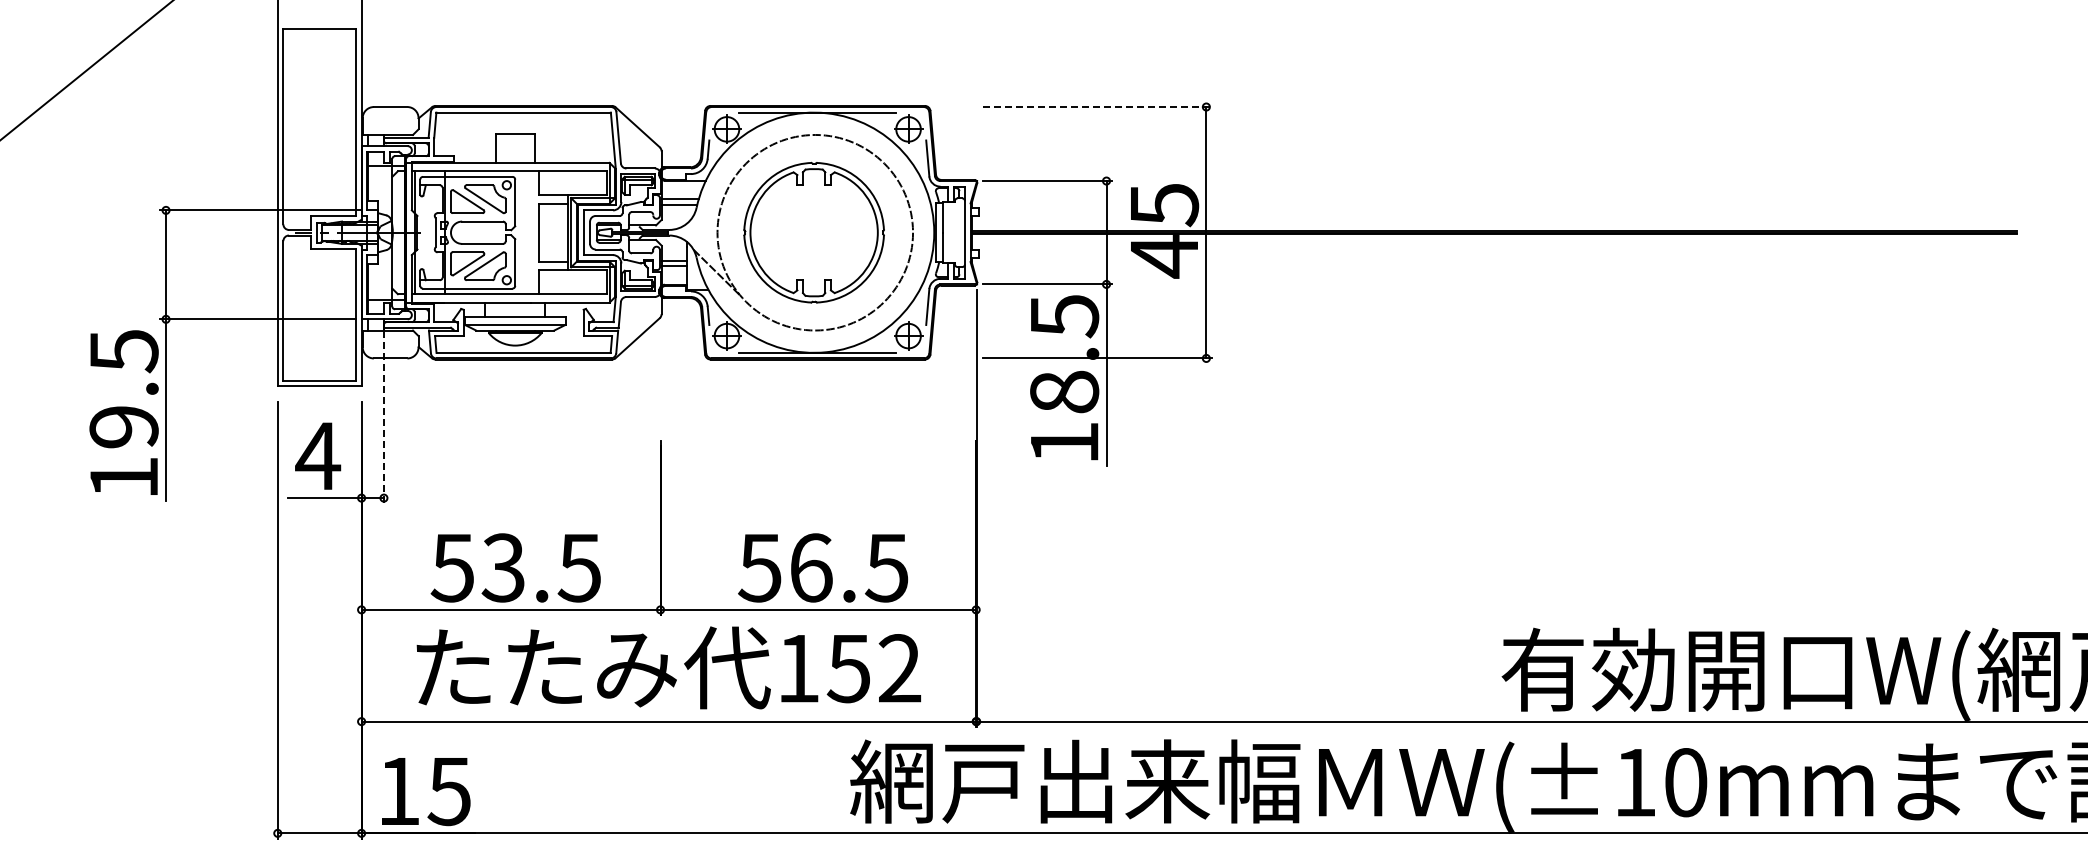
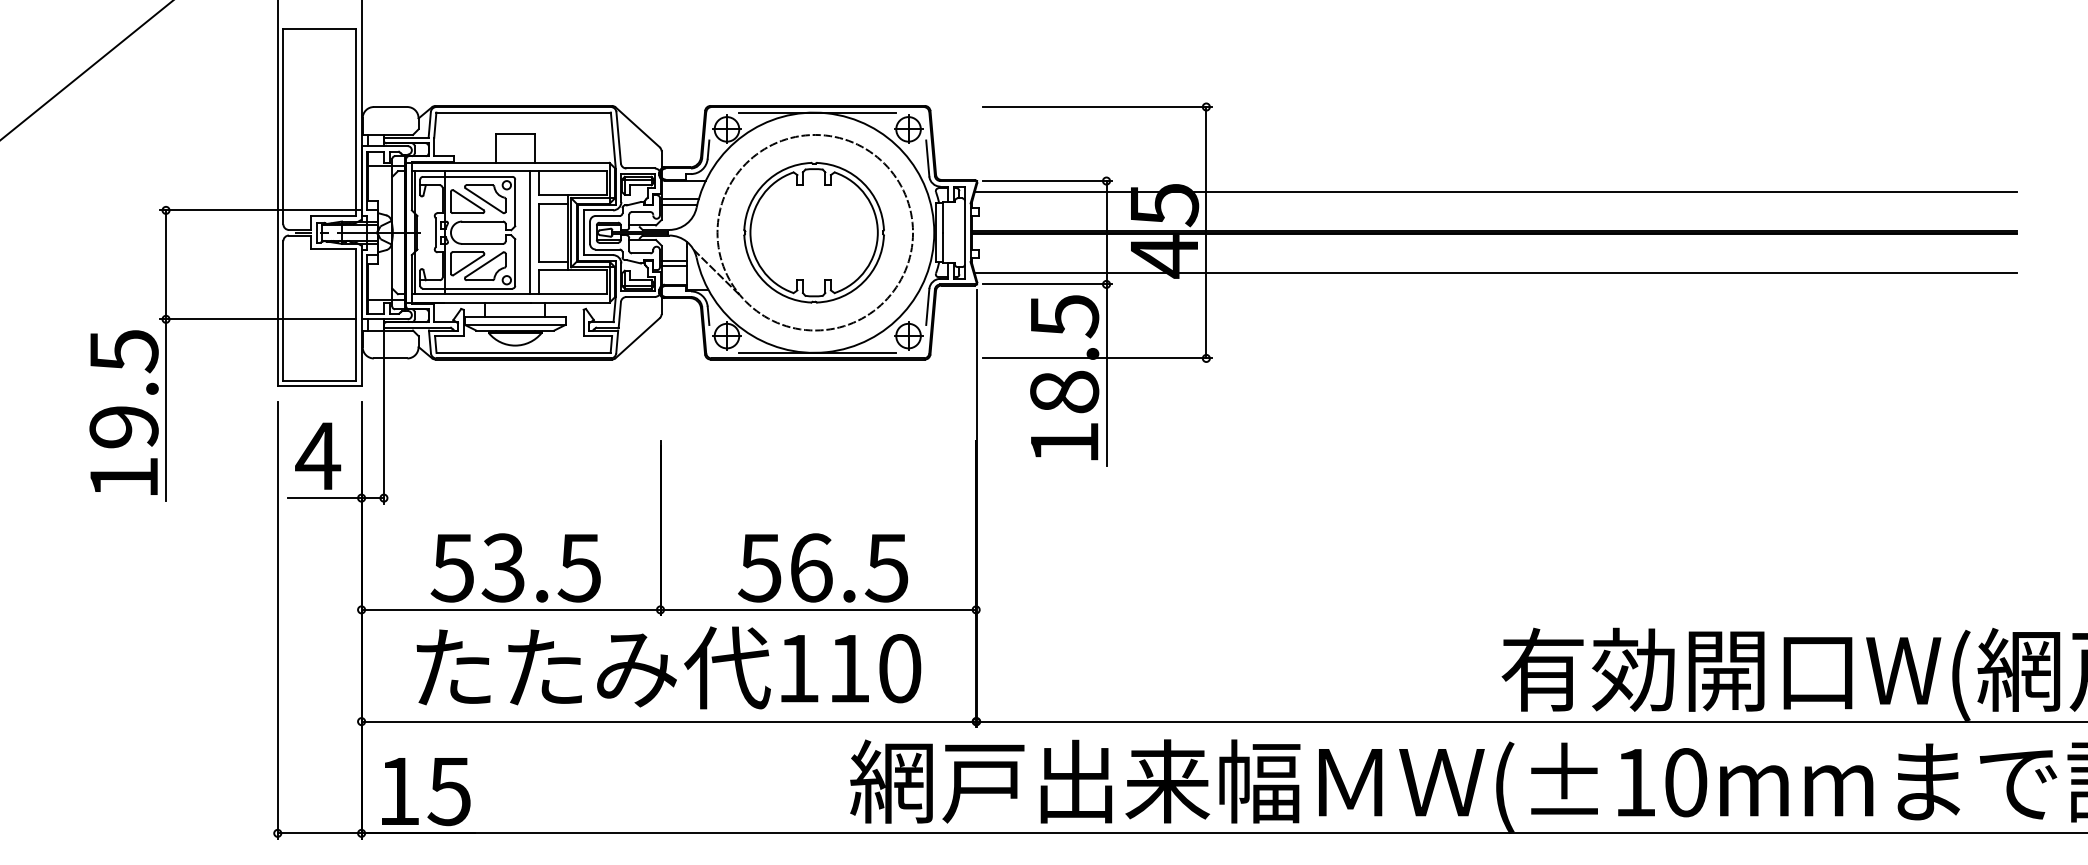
line: dashed -> solid (1097, 107)
line: none -> present (1495, 192)
line: none -> present (530, 232)
line: none -> present (1496, 273)
line: dashed -> solid (383, 417)
text: 152 -> 110 (873, 668)
